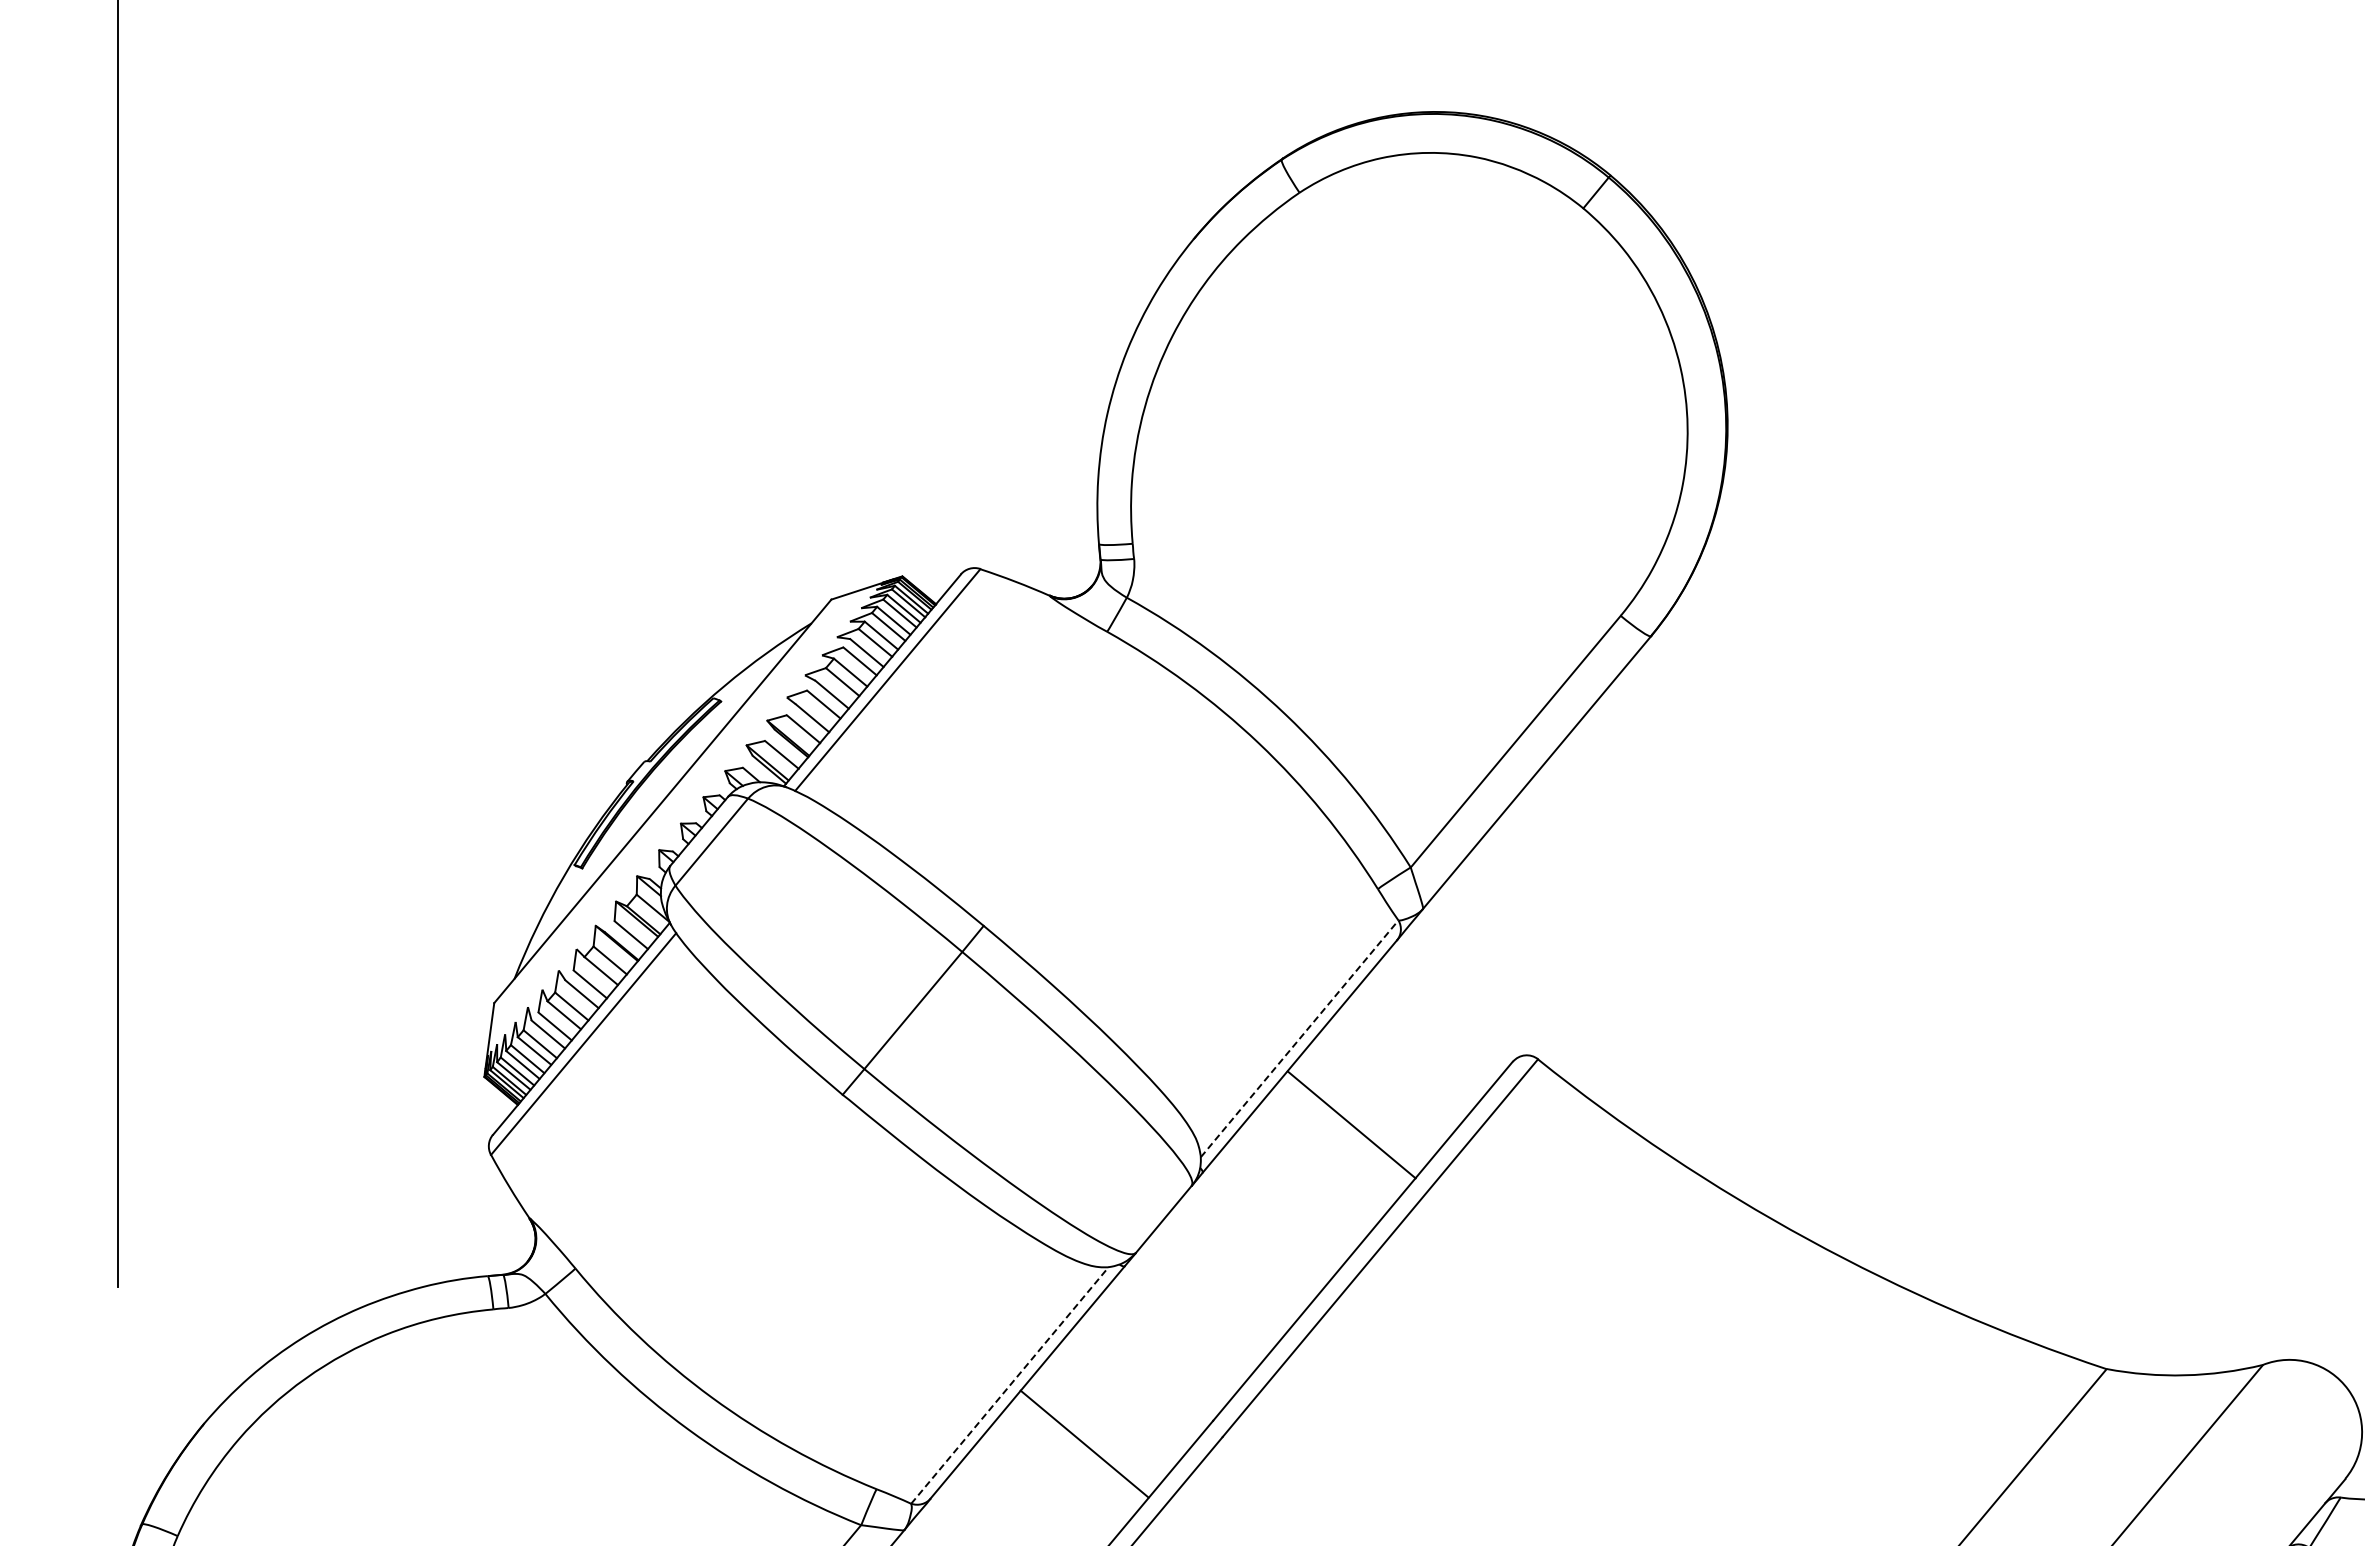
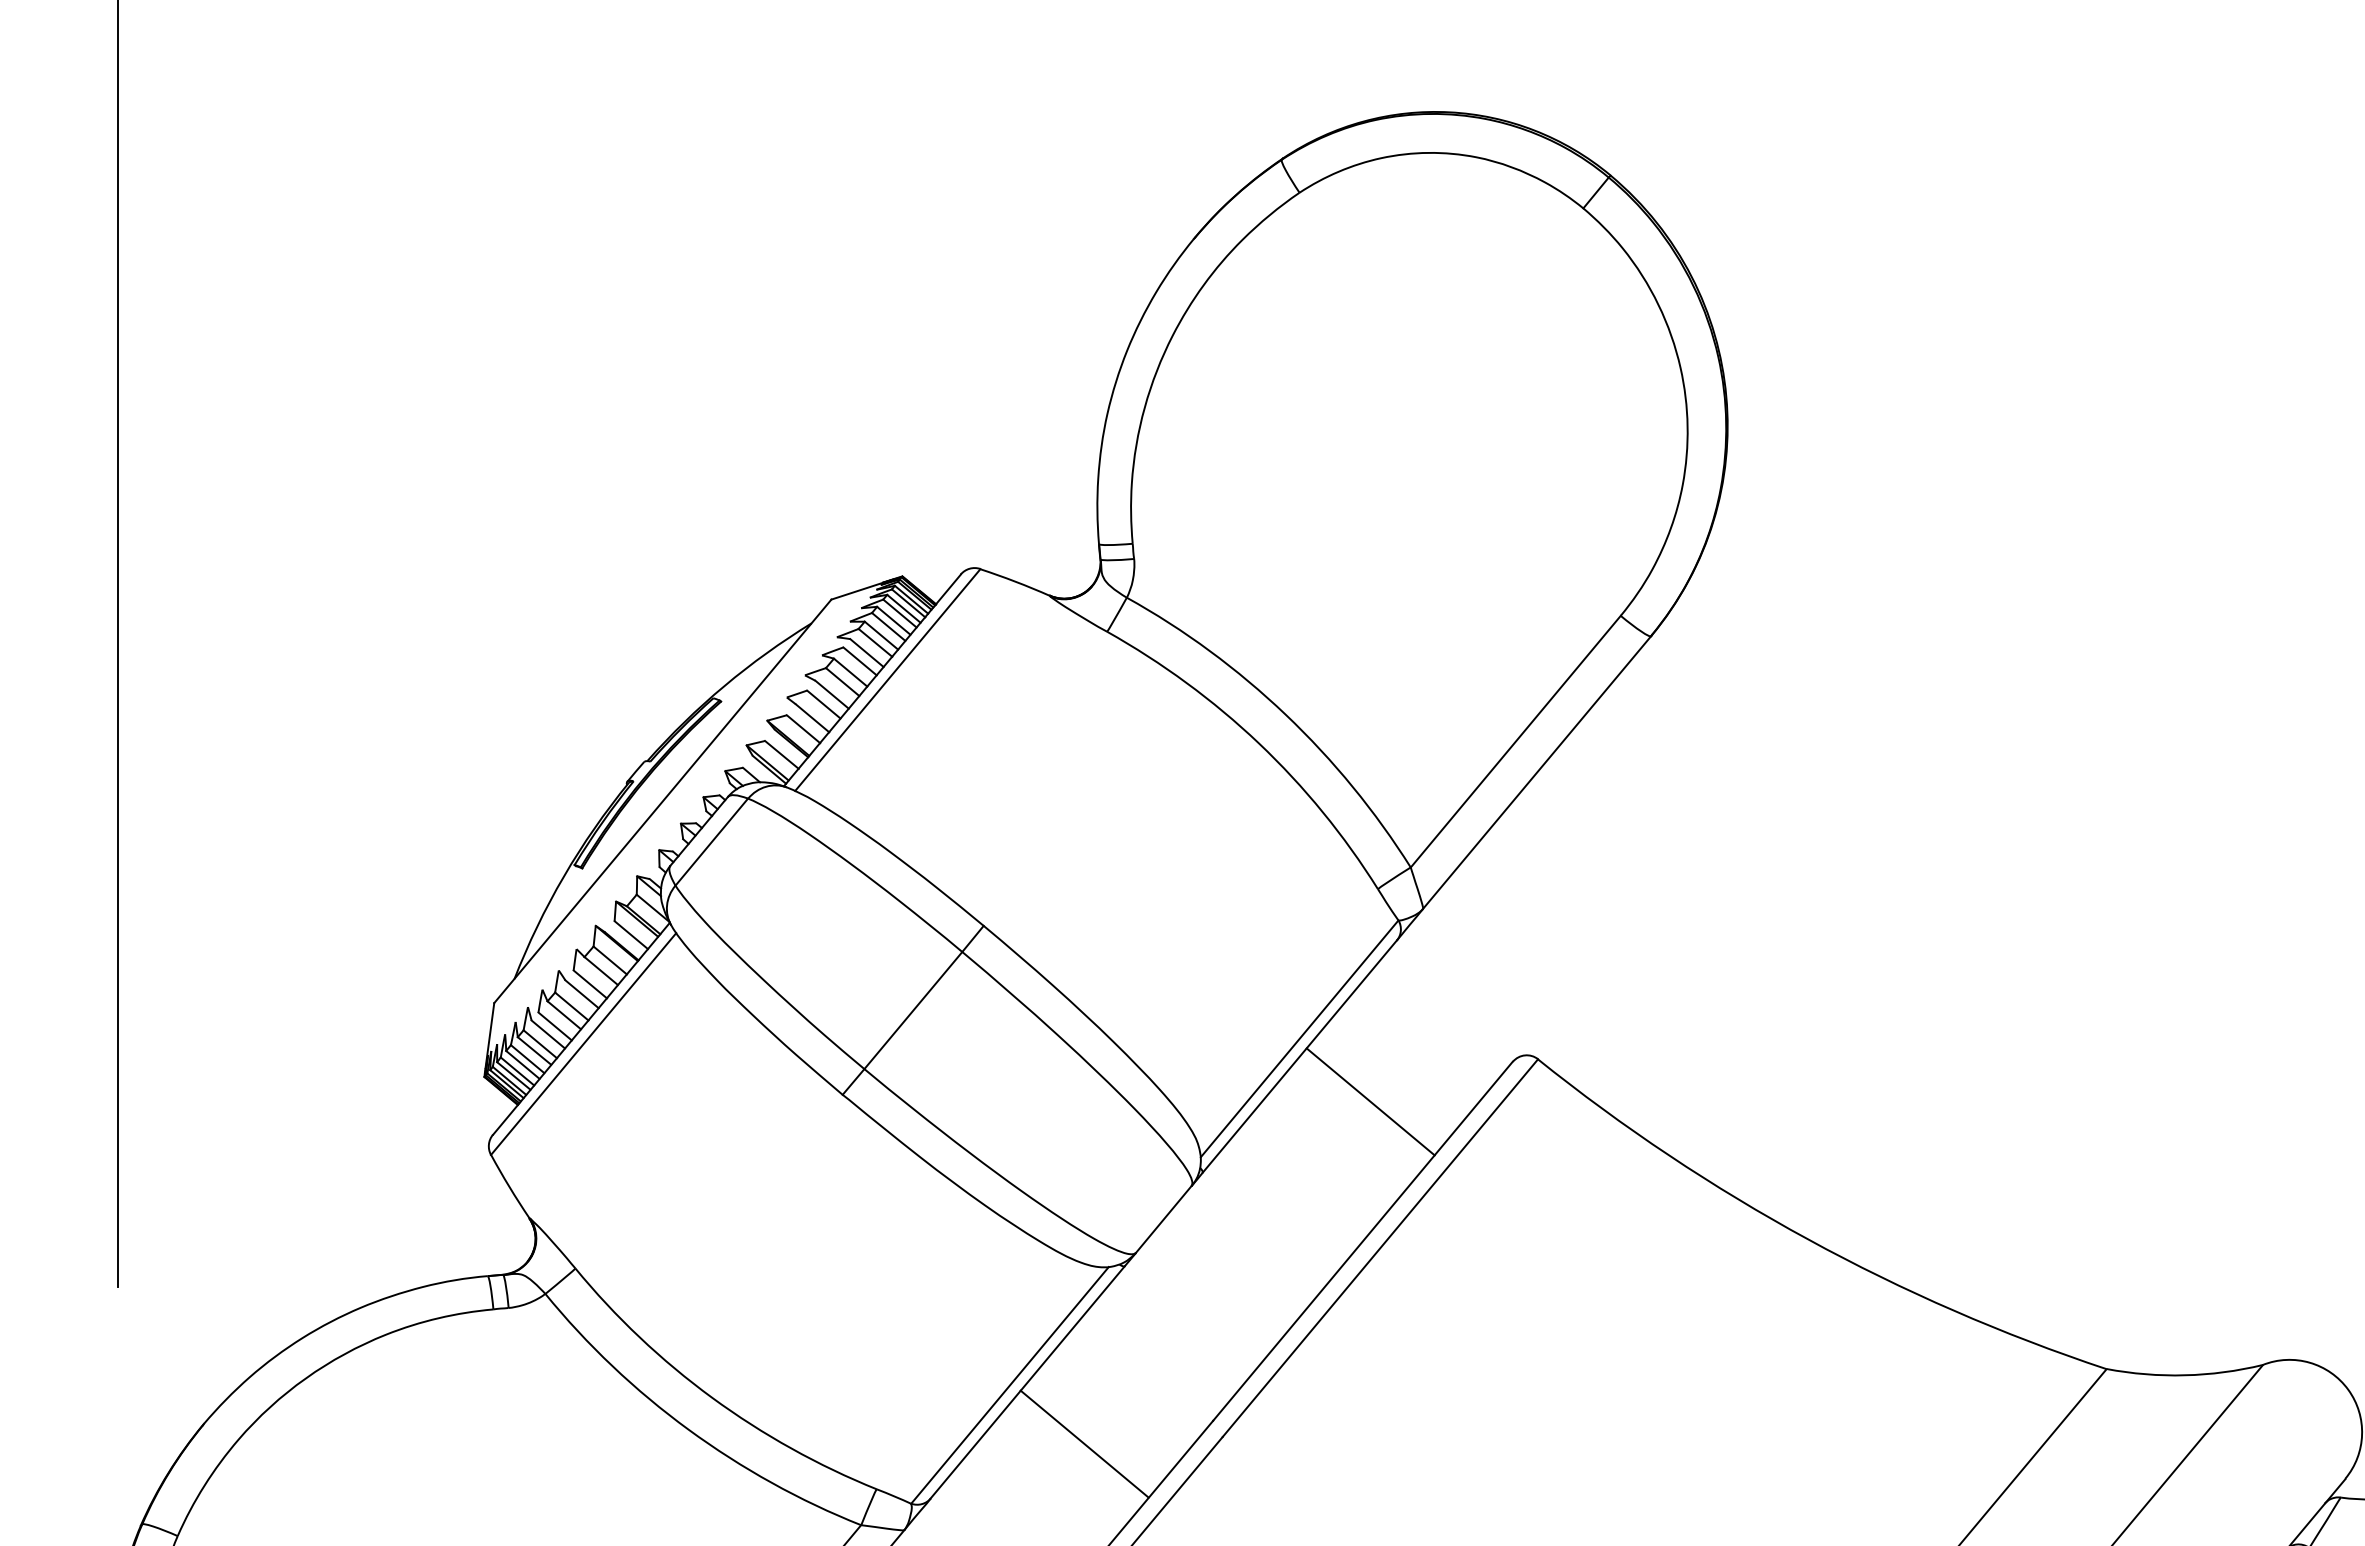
line: dashed -> solid (1299, 1038)
line position: (1351, 1124) -> (1370, 1101) (1370, 1101)
line: dashed -> solid (1010, 1385)
